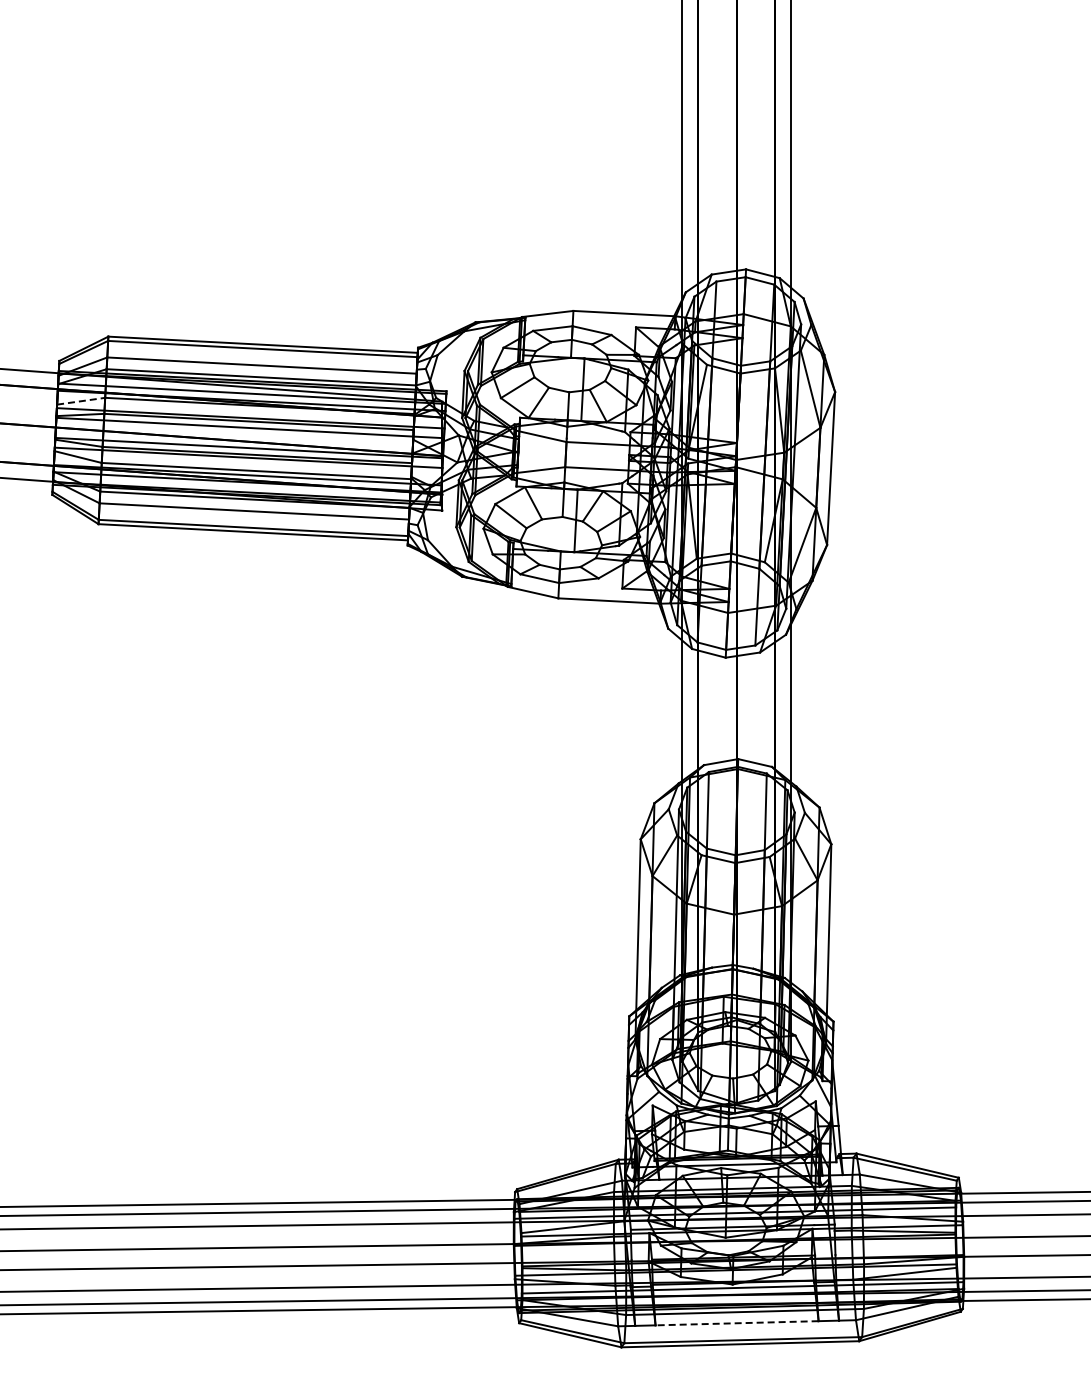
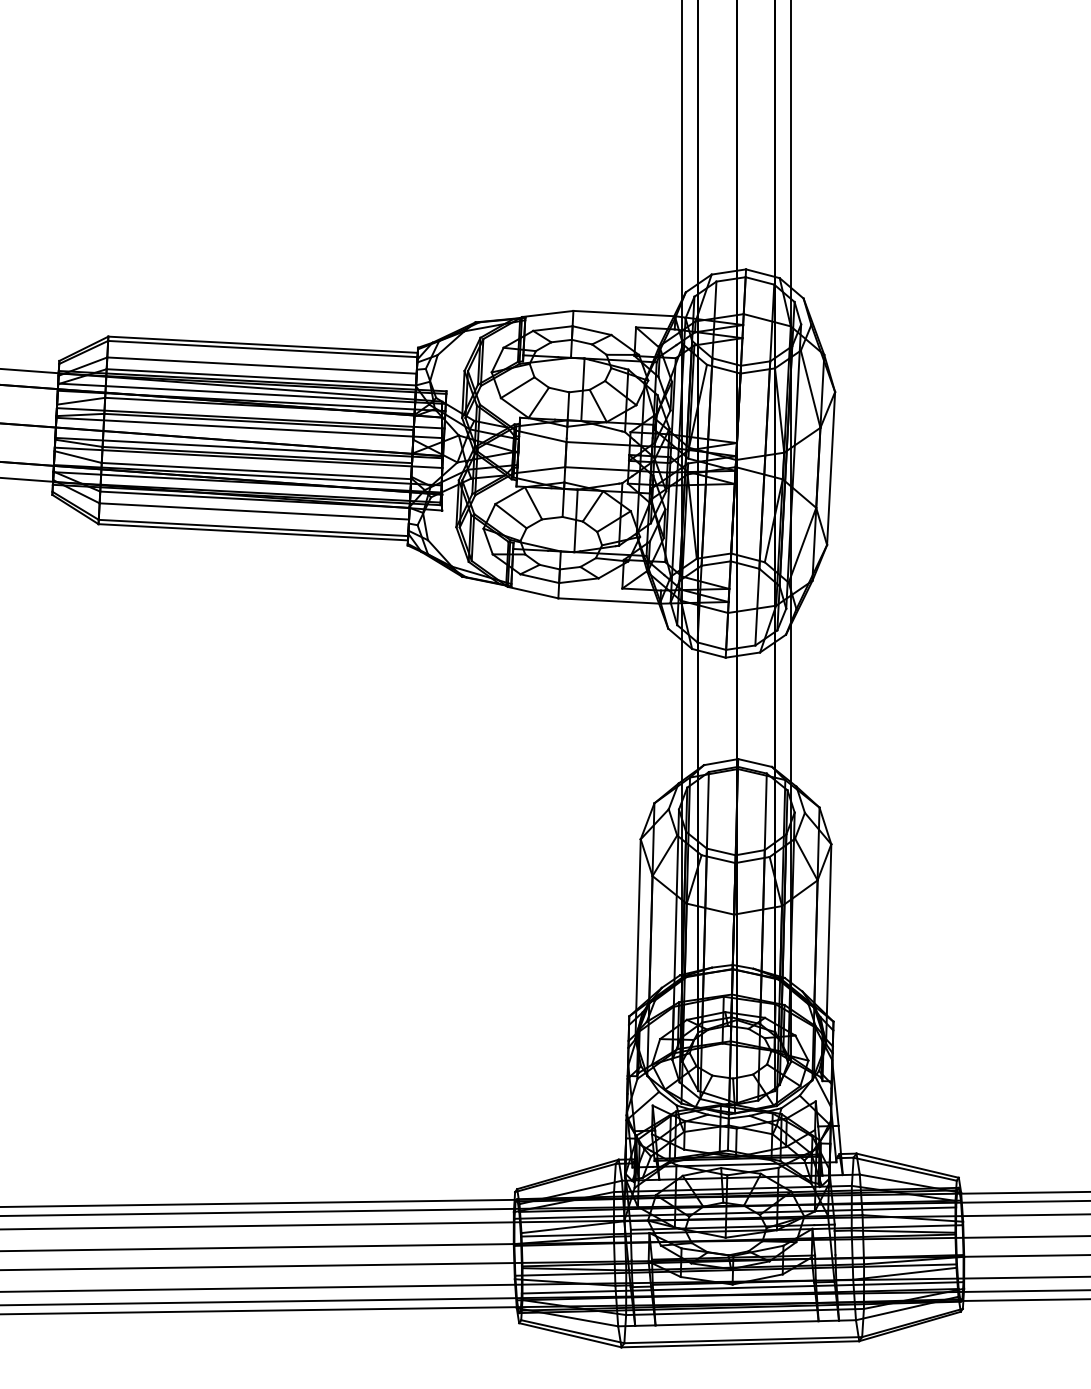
line: dashed -> solid (81, 401)
line: dashed -> solid (737, 1323)
